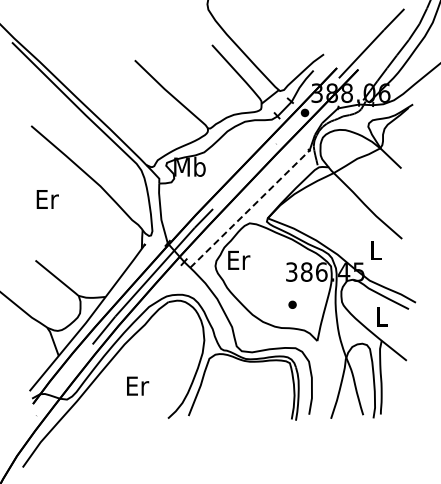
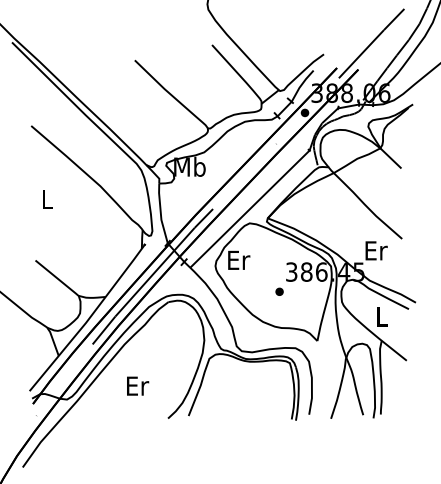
text: Er -> L (47, 199)
line: dashed -> solid (249, 209)
text: L -> Er (376, 250)
part position: (292, 304) -> (279, 291) (279, 291)
